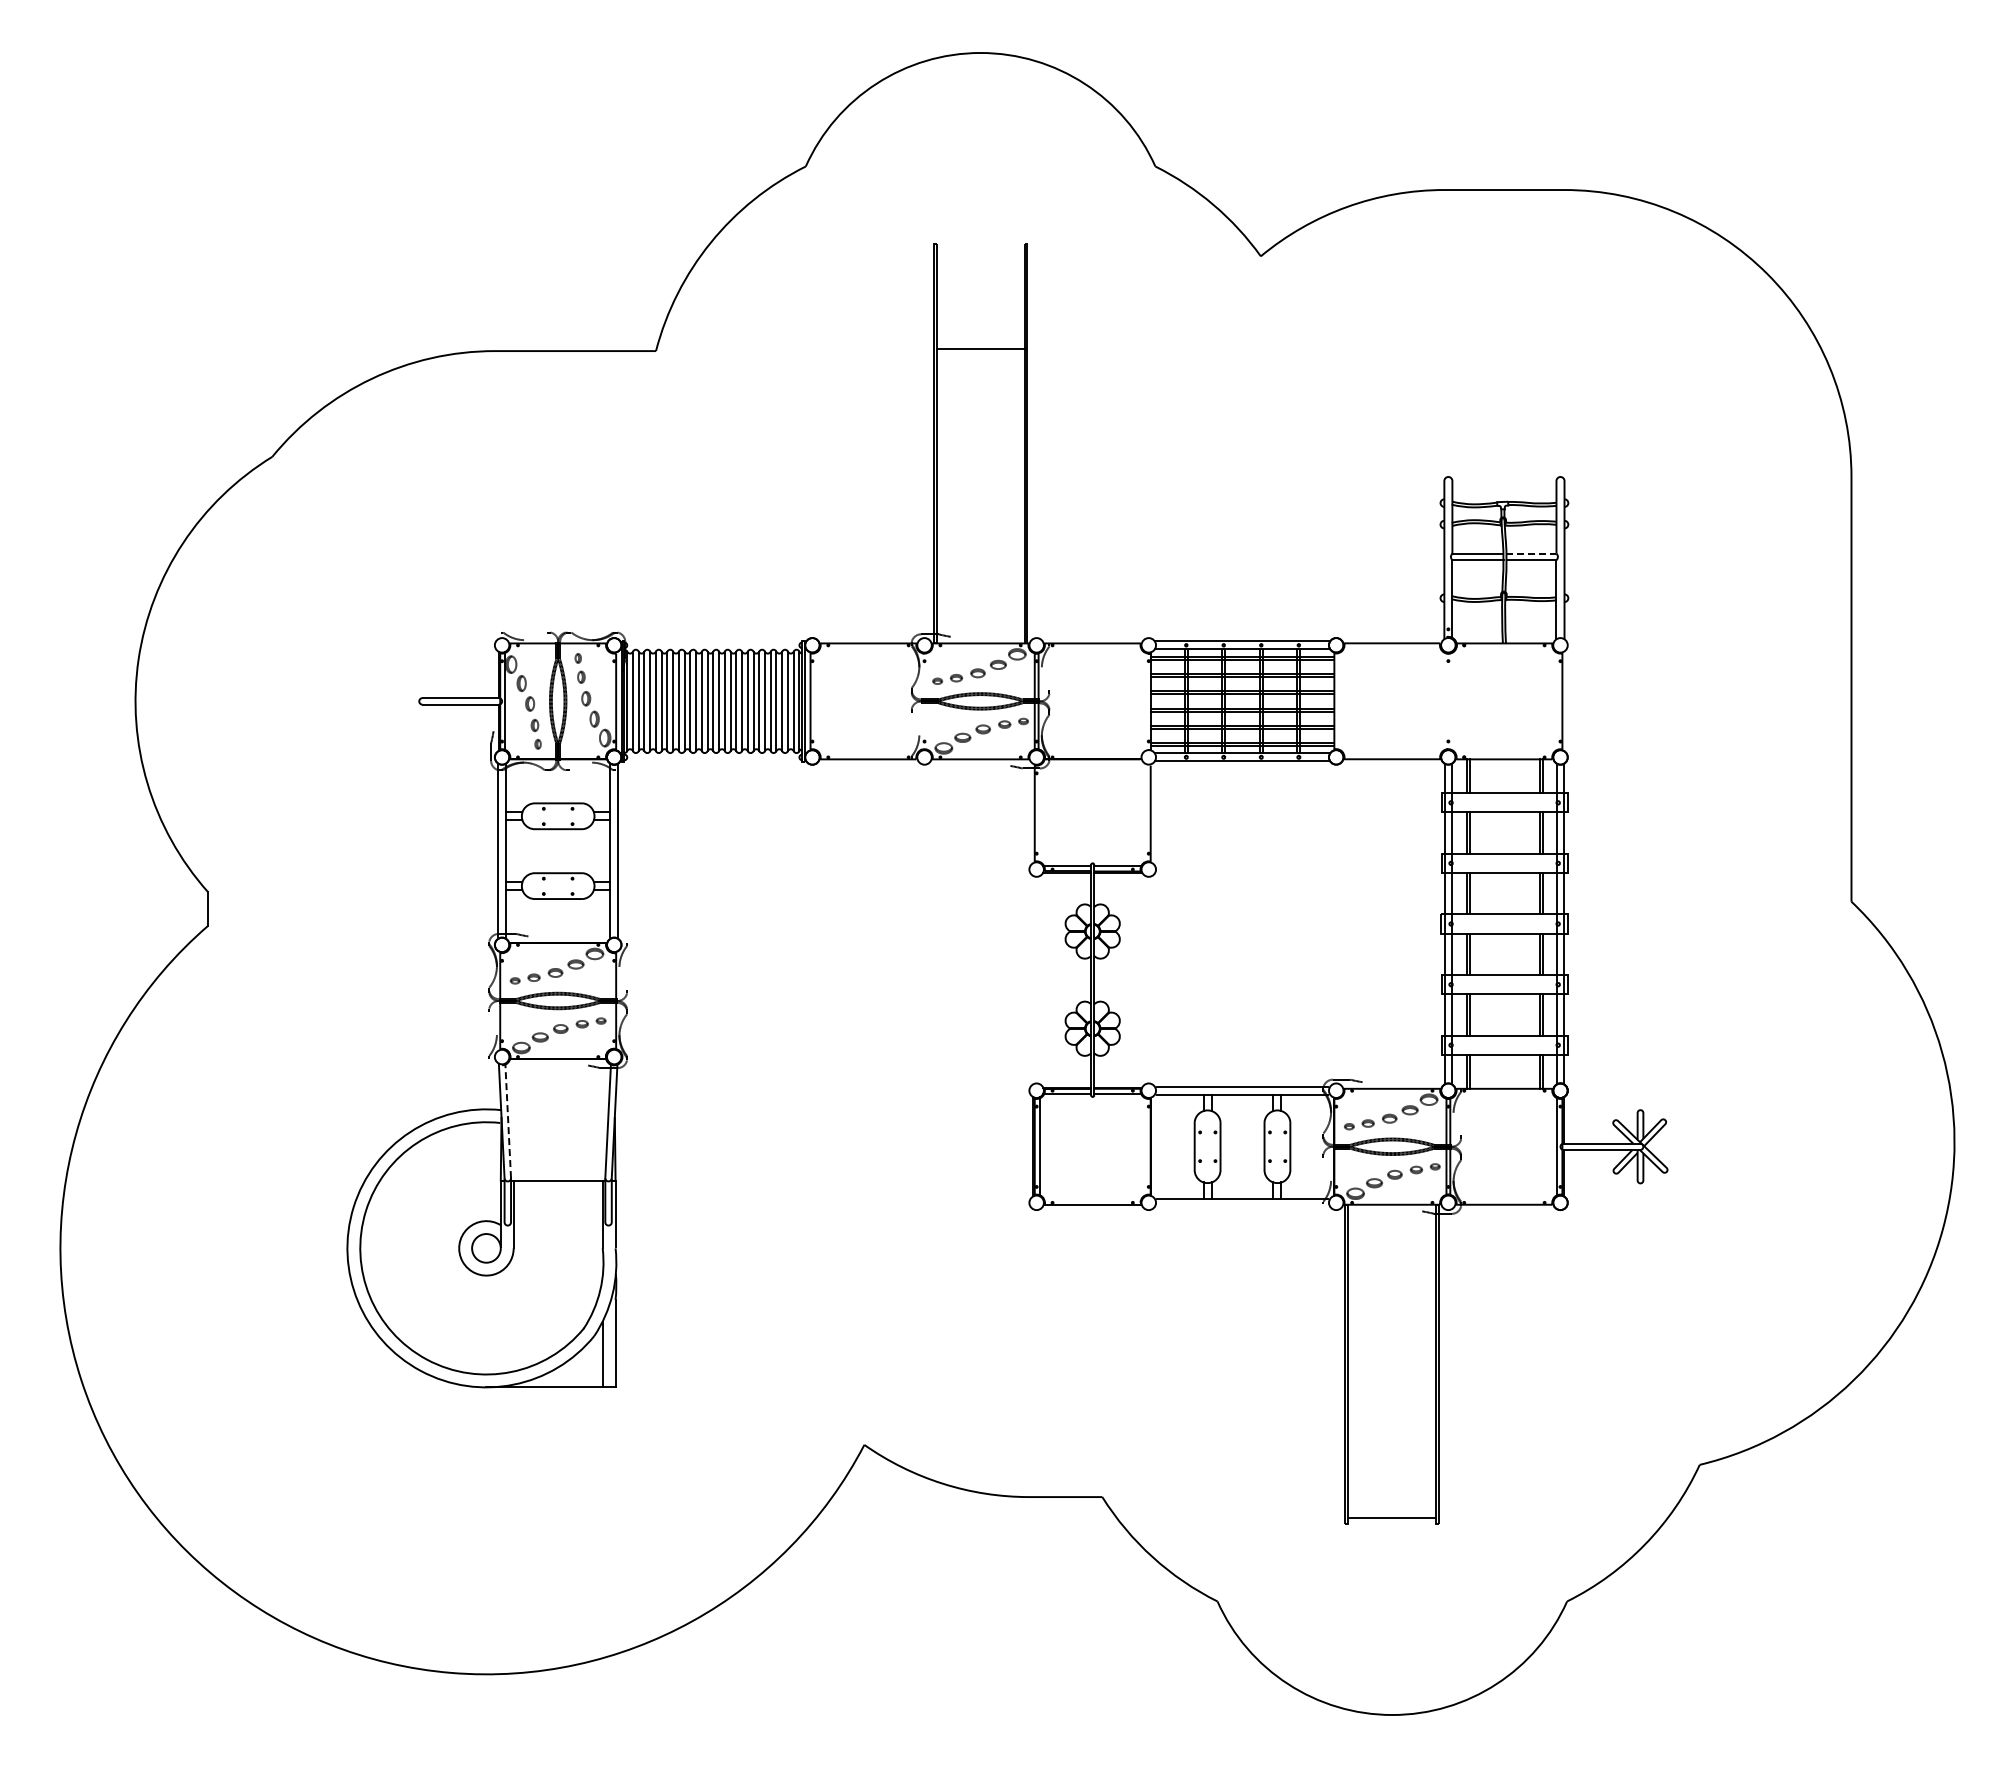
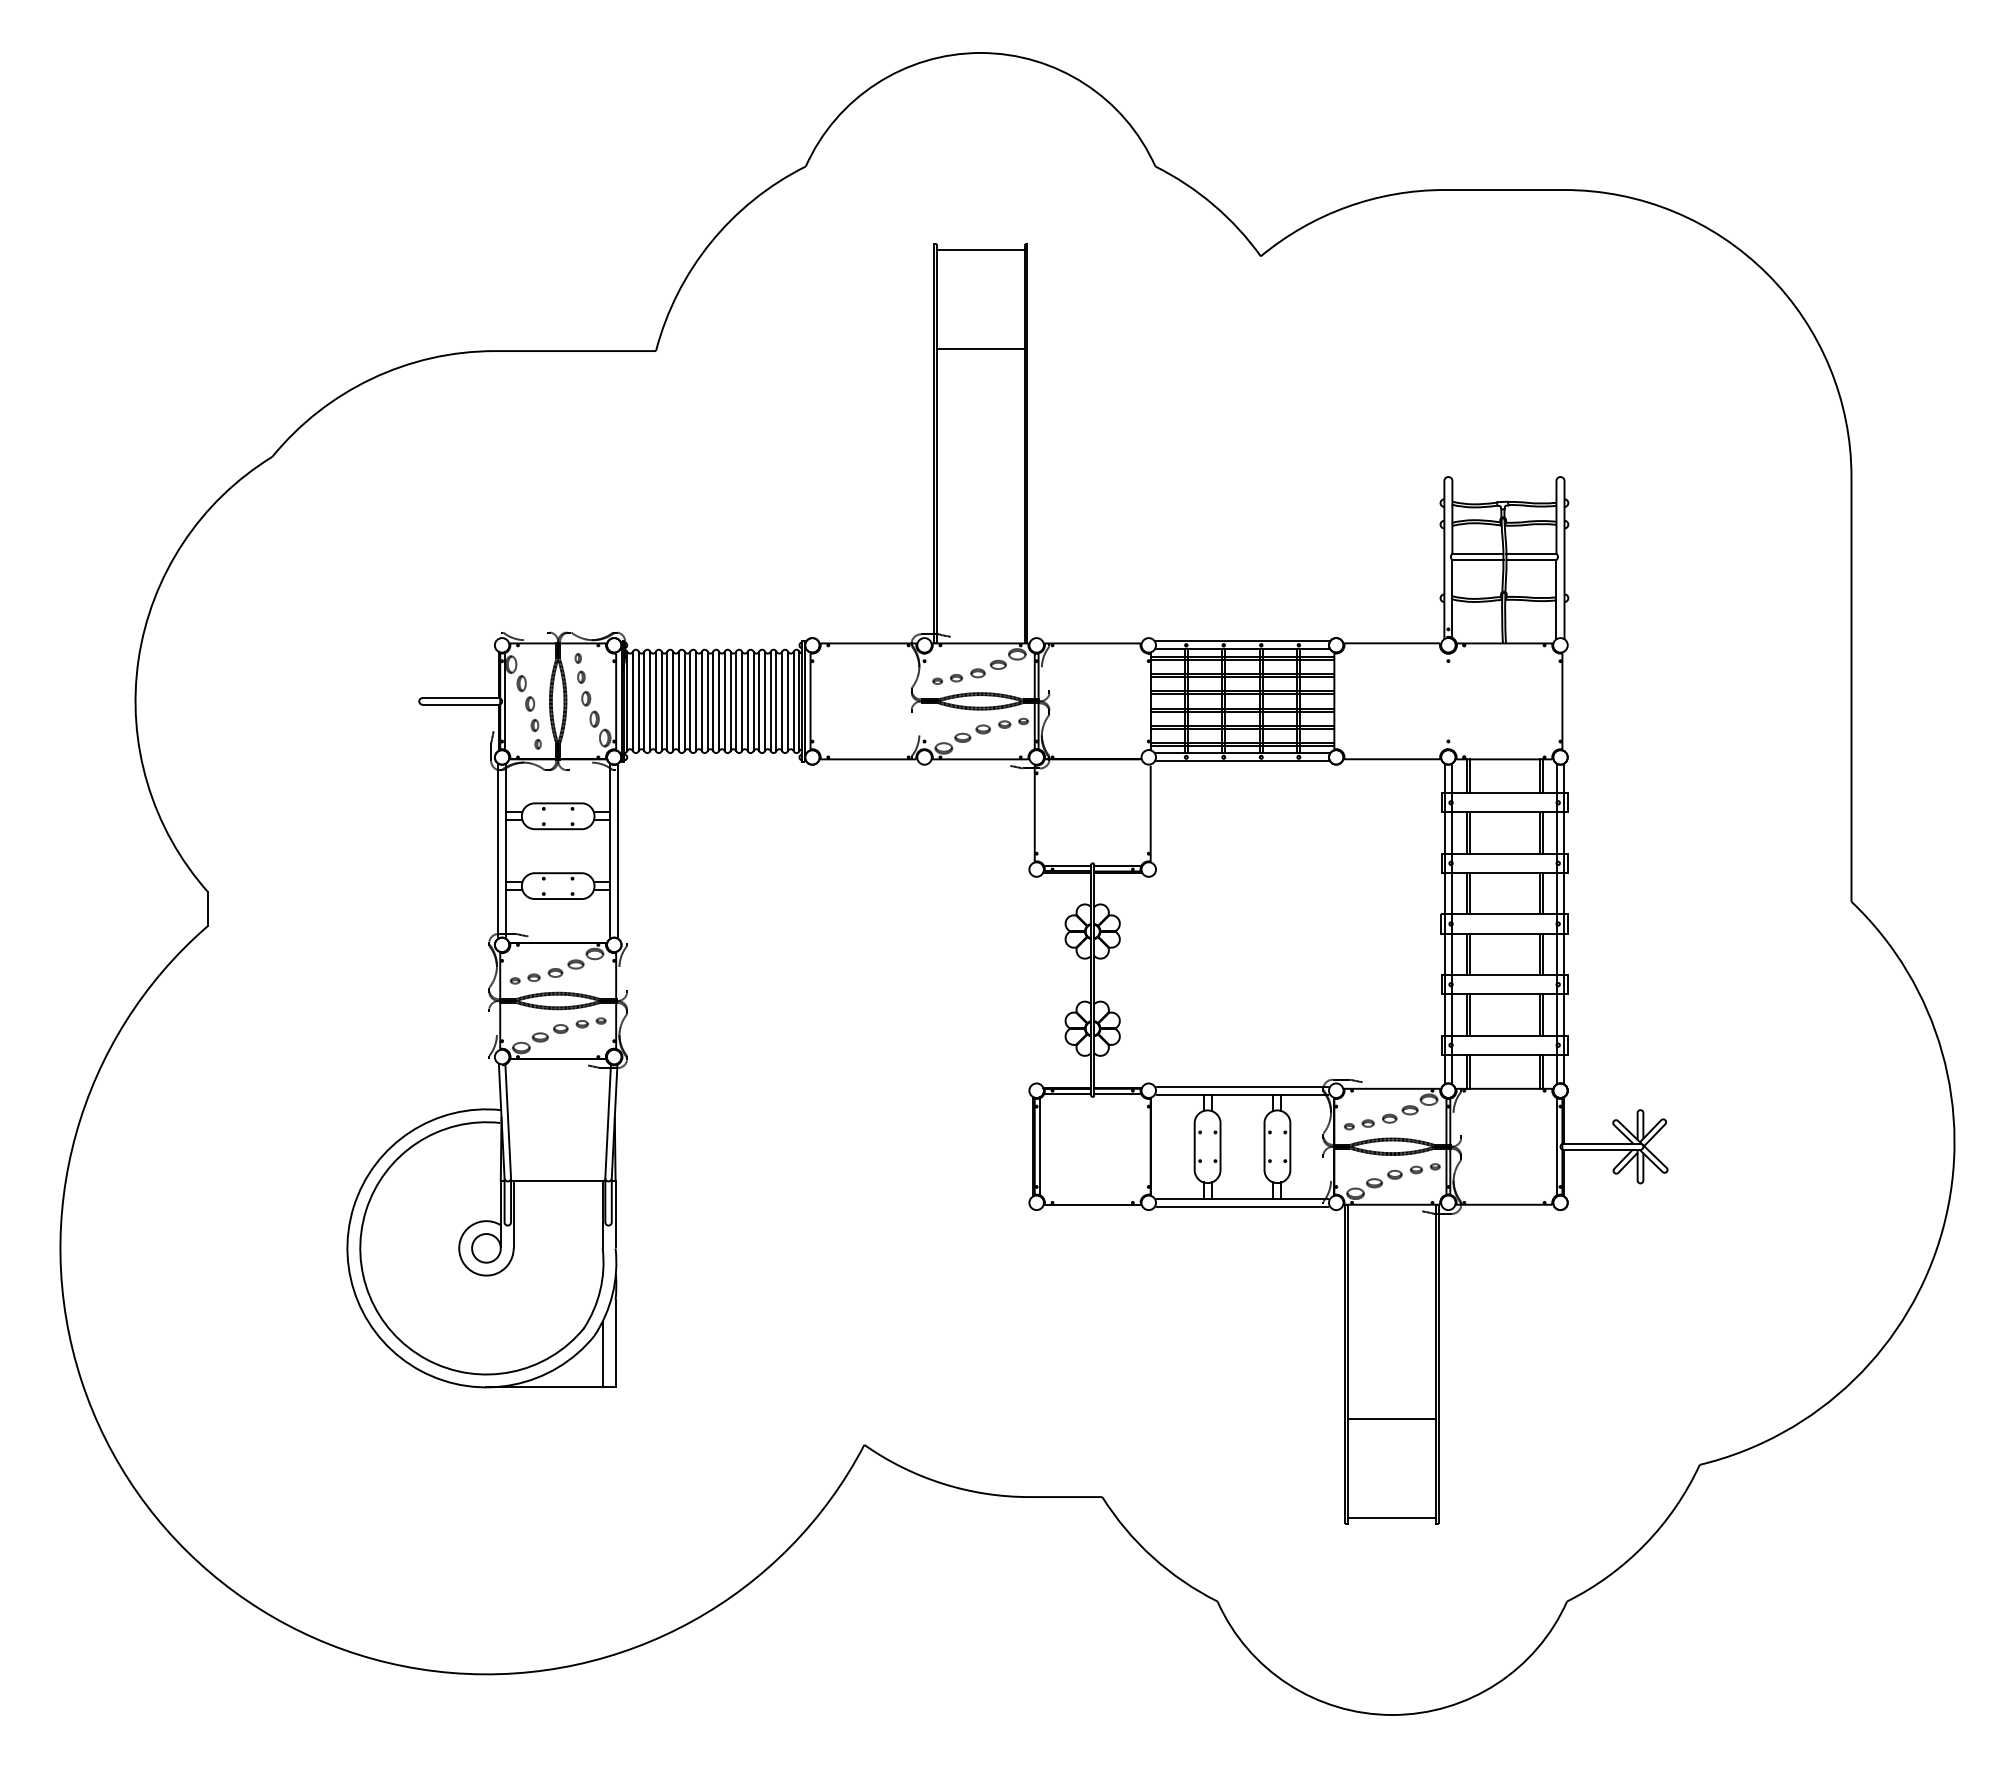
line: none -> present (980, 250)
line: dashed -> solid (1531, 553)
line: dashed -> solid (508, 1120)
line: none -> present (1242, 1206)
line: none -> present (1392, 1418)
